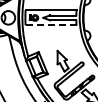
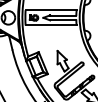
line: dashed -> solid (51, 25)
